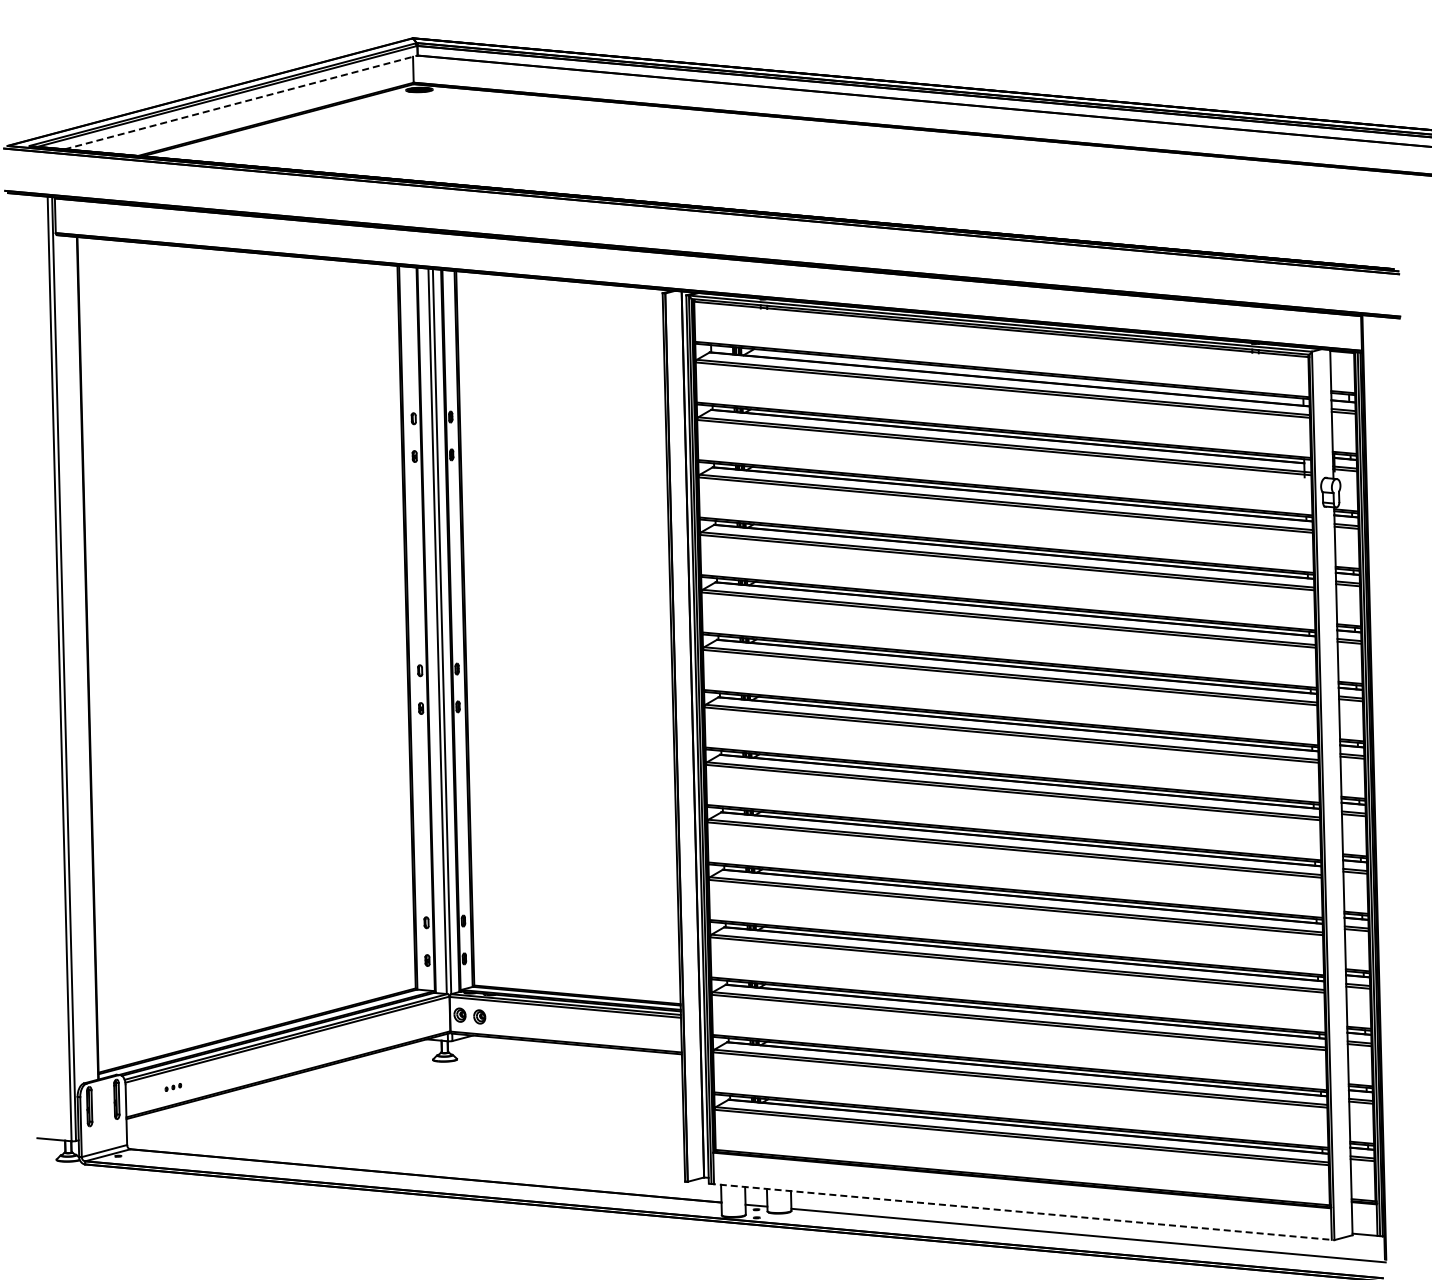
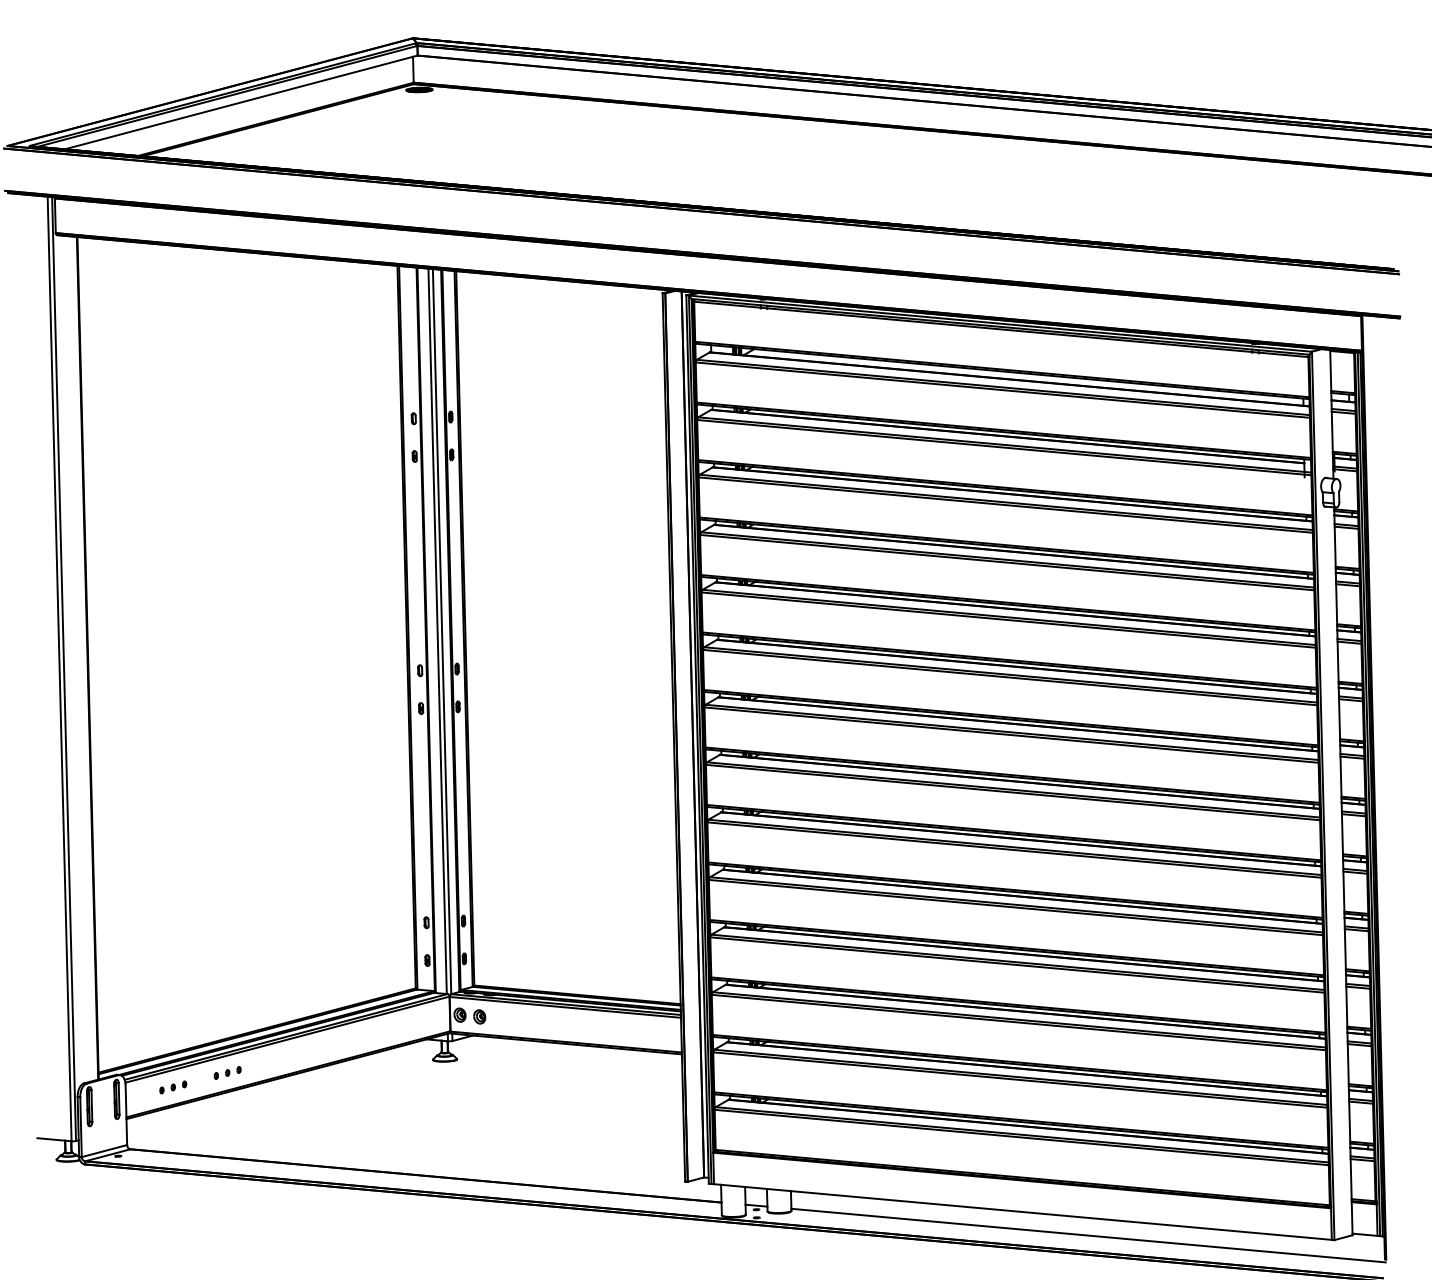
line: dashed -> solid (241, 102)
part: none -> present (227, 1072)
part size: 19x9 px -> 29x15 px (173, 1087)
line: dashed -> solid (1022, 1211)
